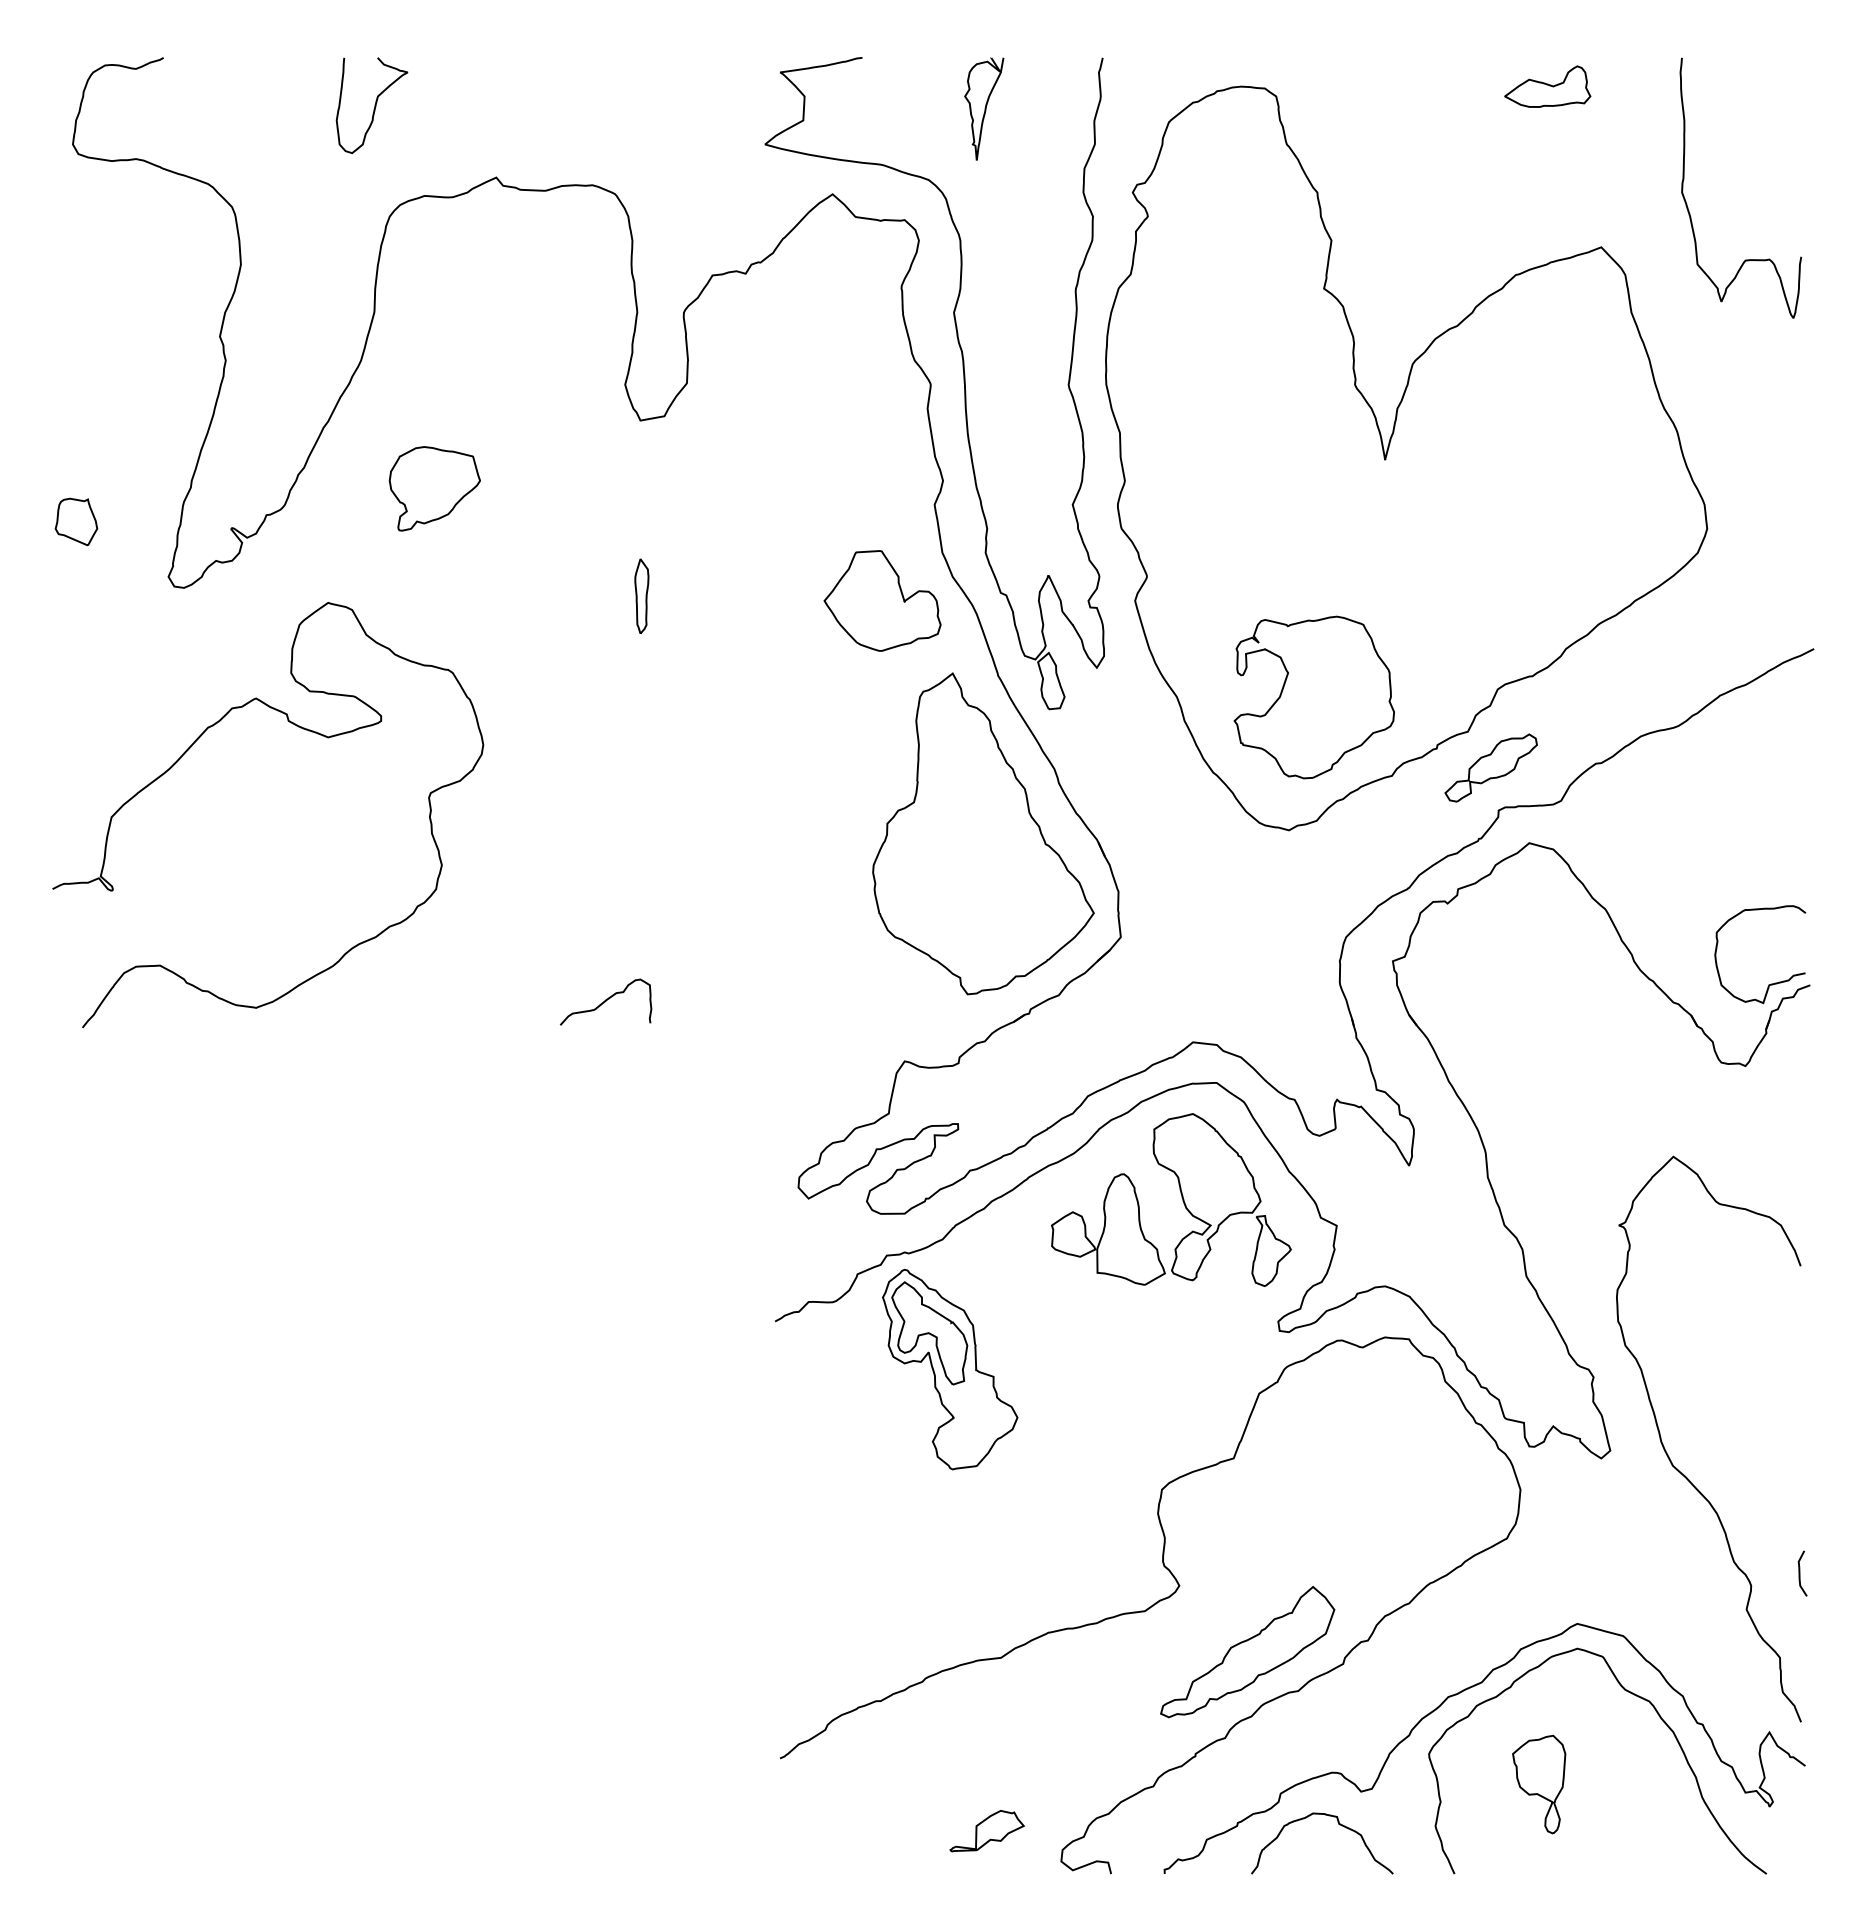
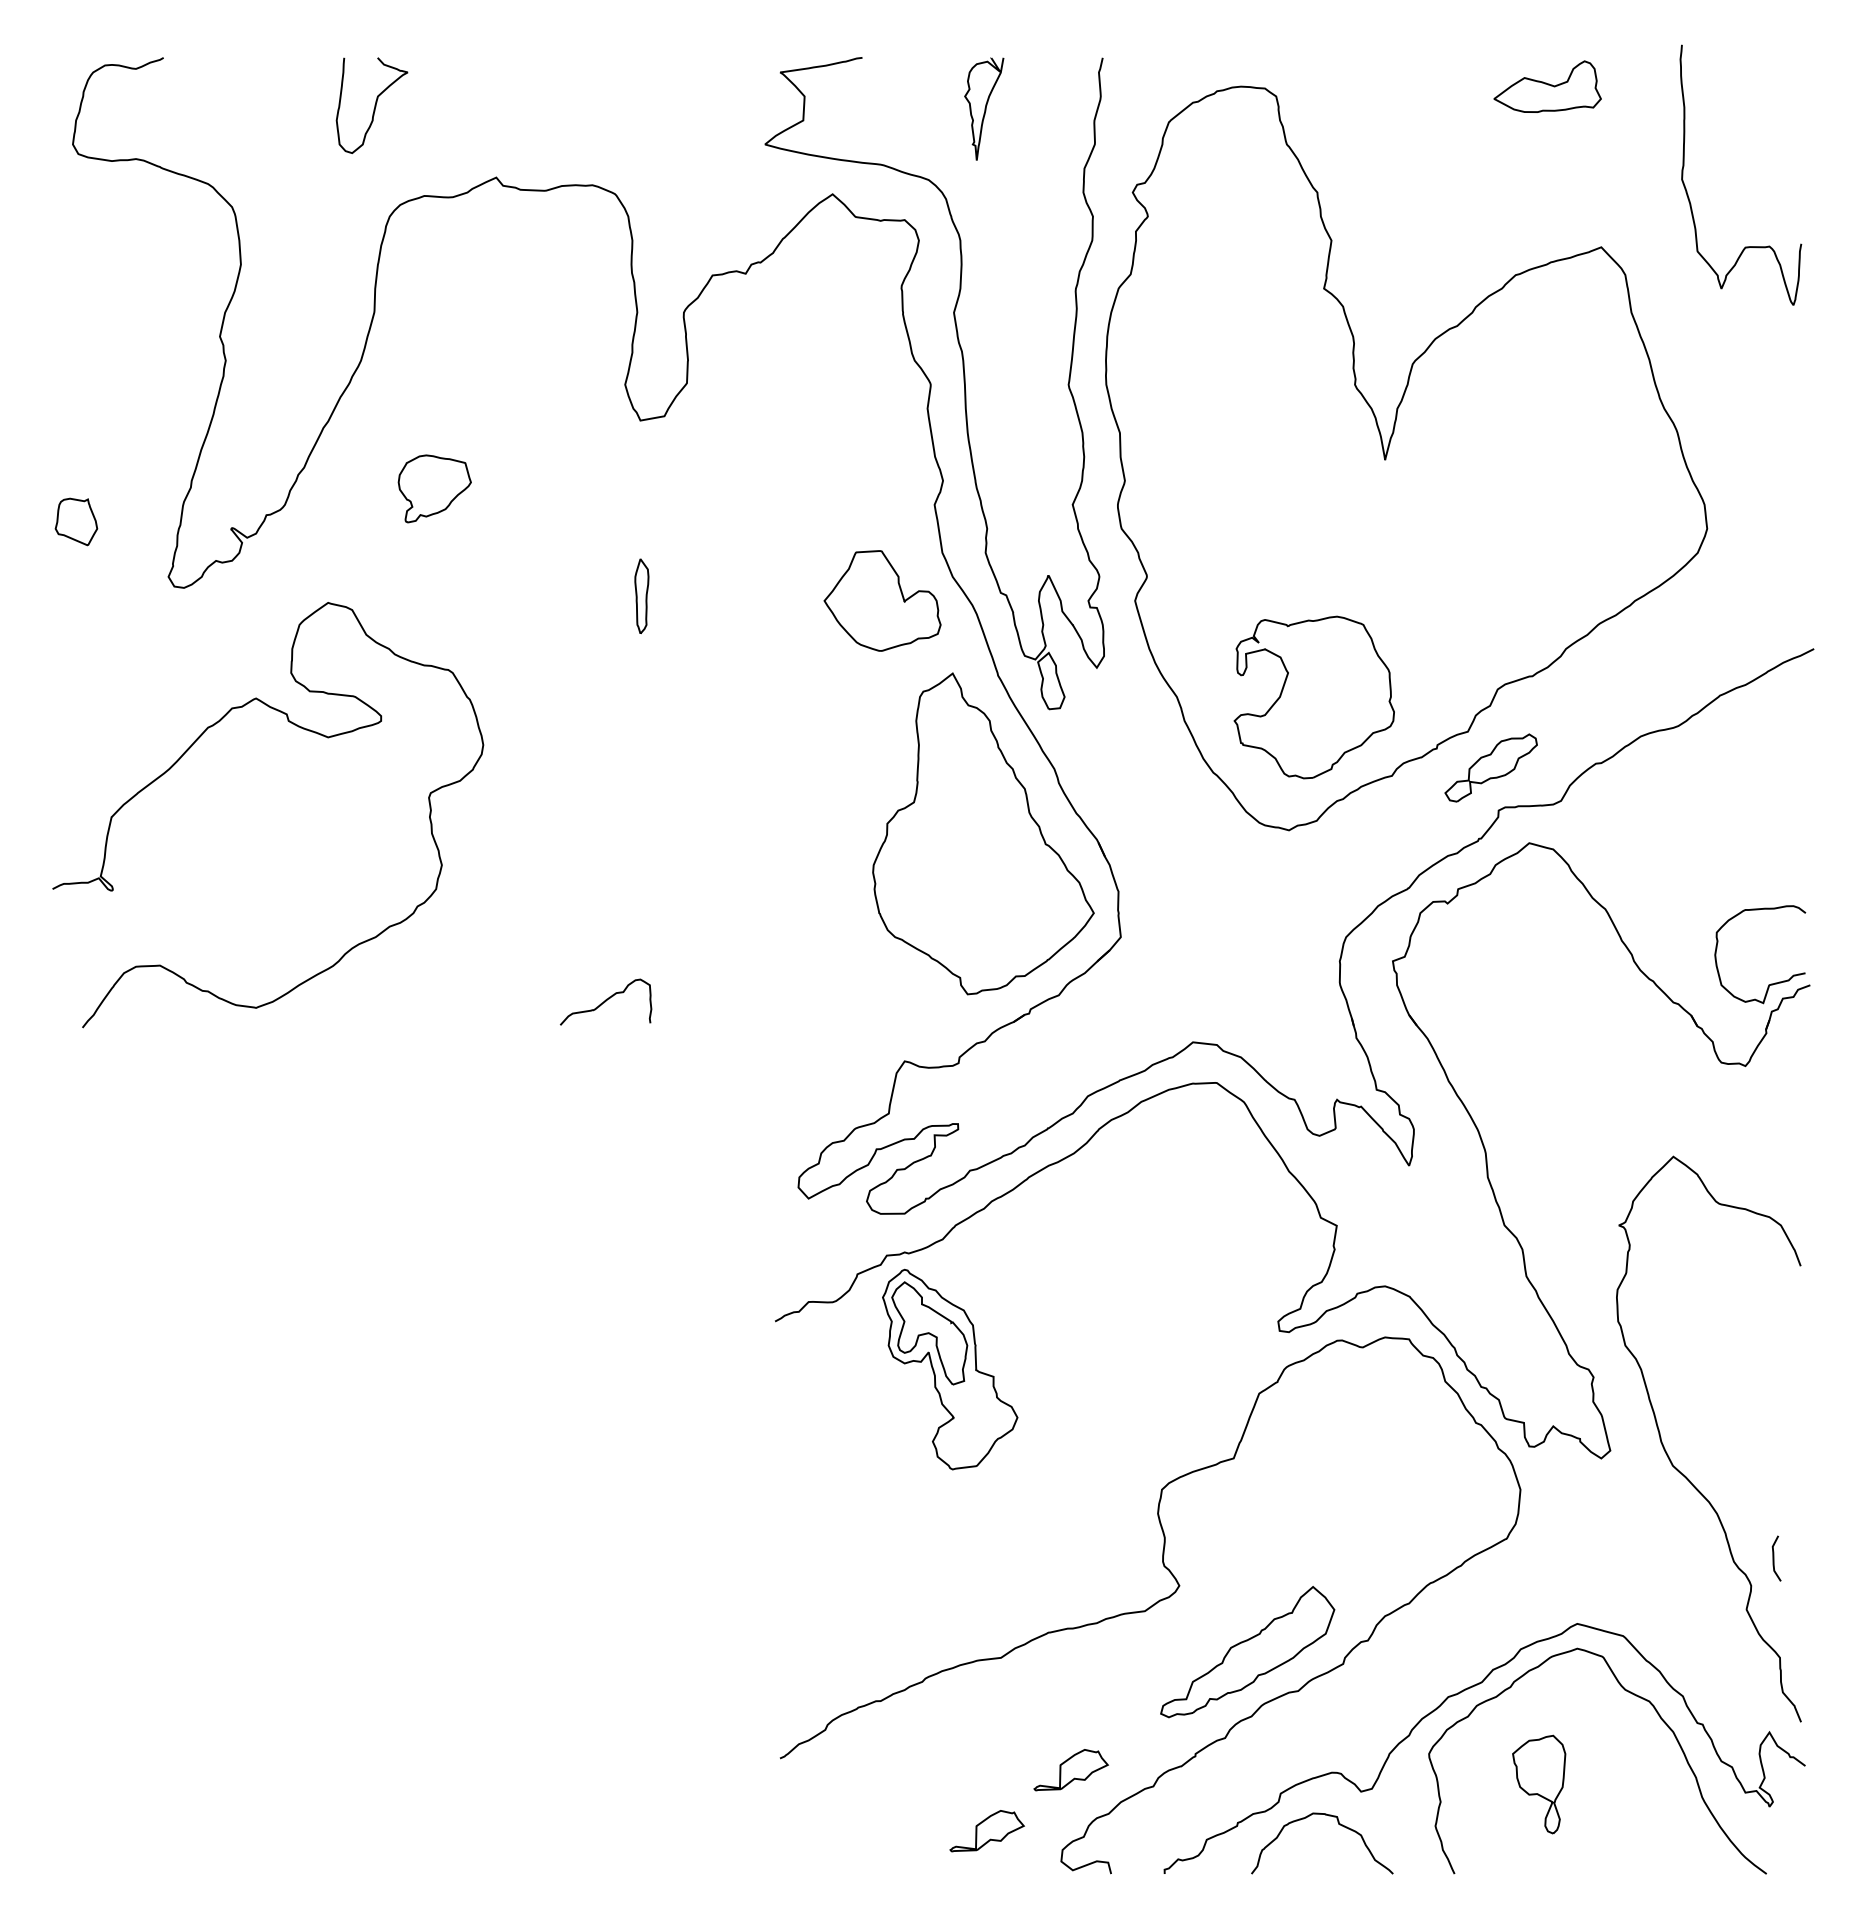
part size: 88x43 px -> 109x53 px (1547, 86)
curve position: (1687, 204) -> (1687, 191) (1687, 191)
part size: 93x86 px -> 75x70 px (434, 488)
part: present -> none (1181, 1197)
curve position: (1800, 1573) -> (1774, 1558) (1774, 1558)
part: none -> present (1070, 1770)
